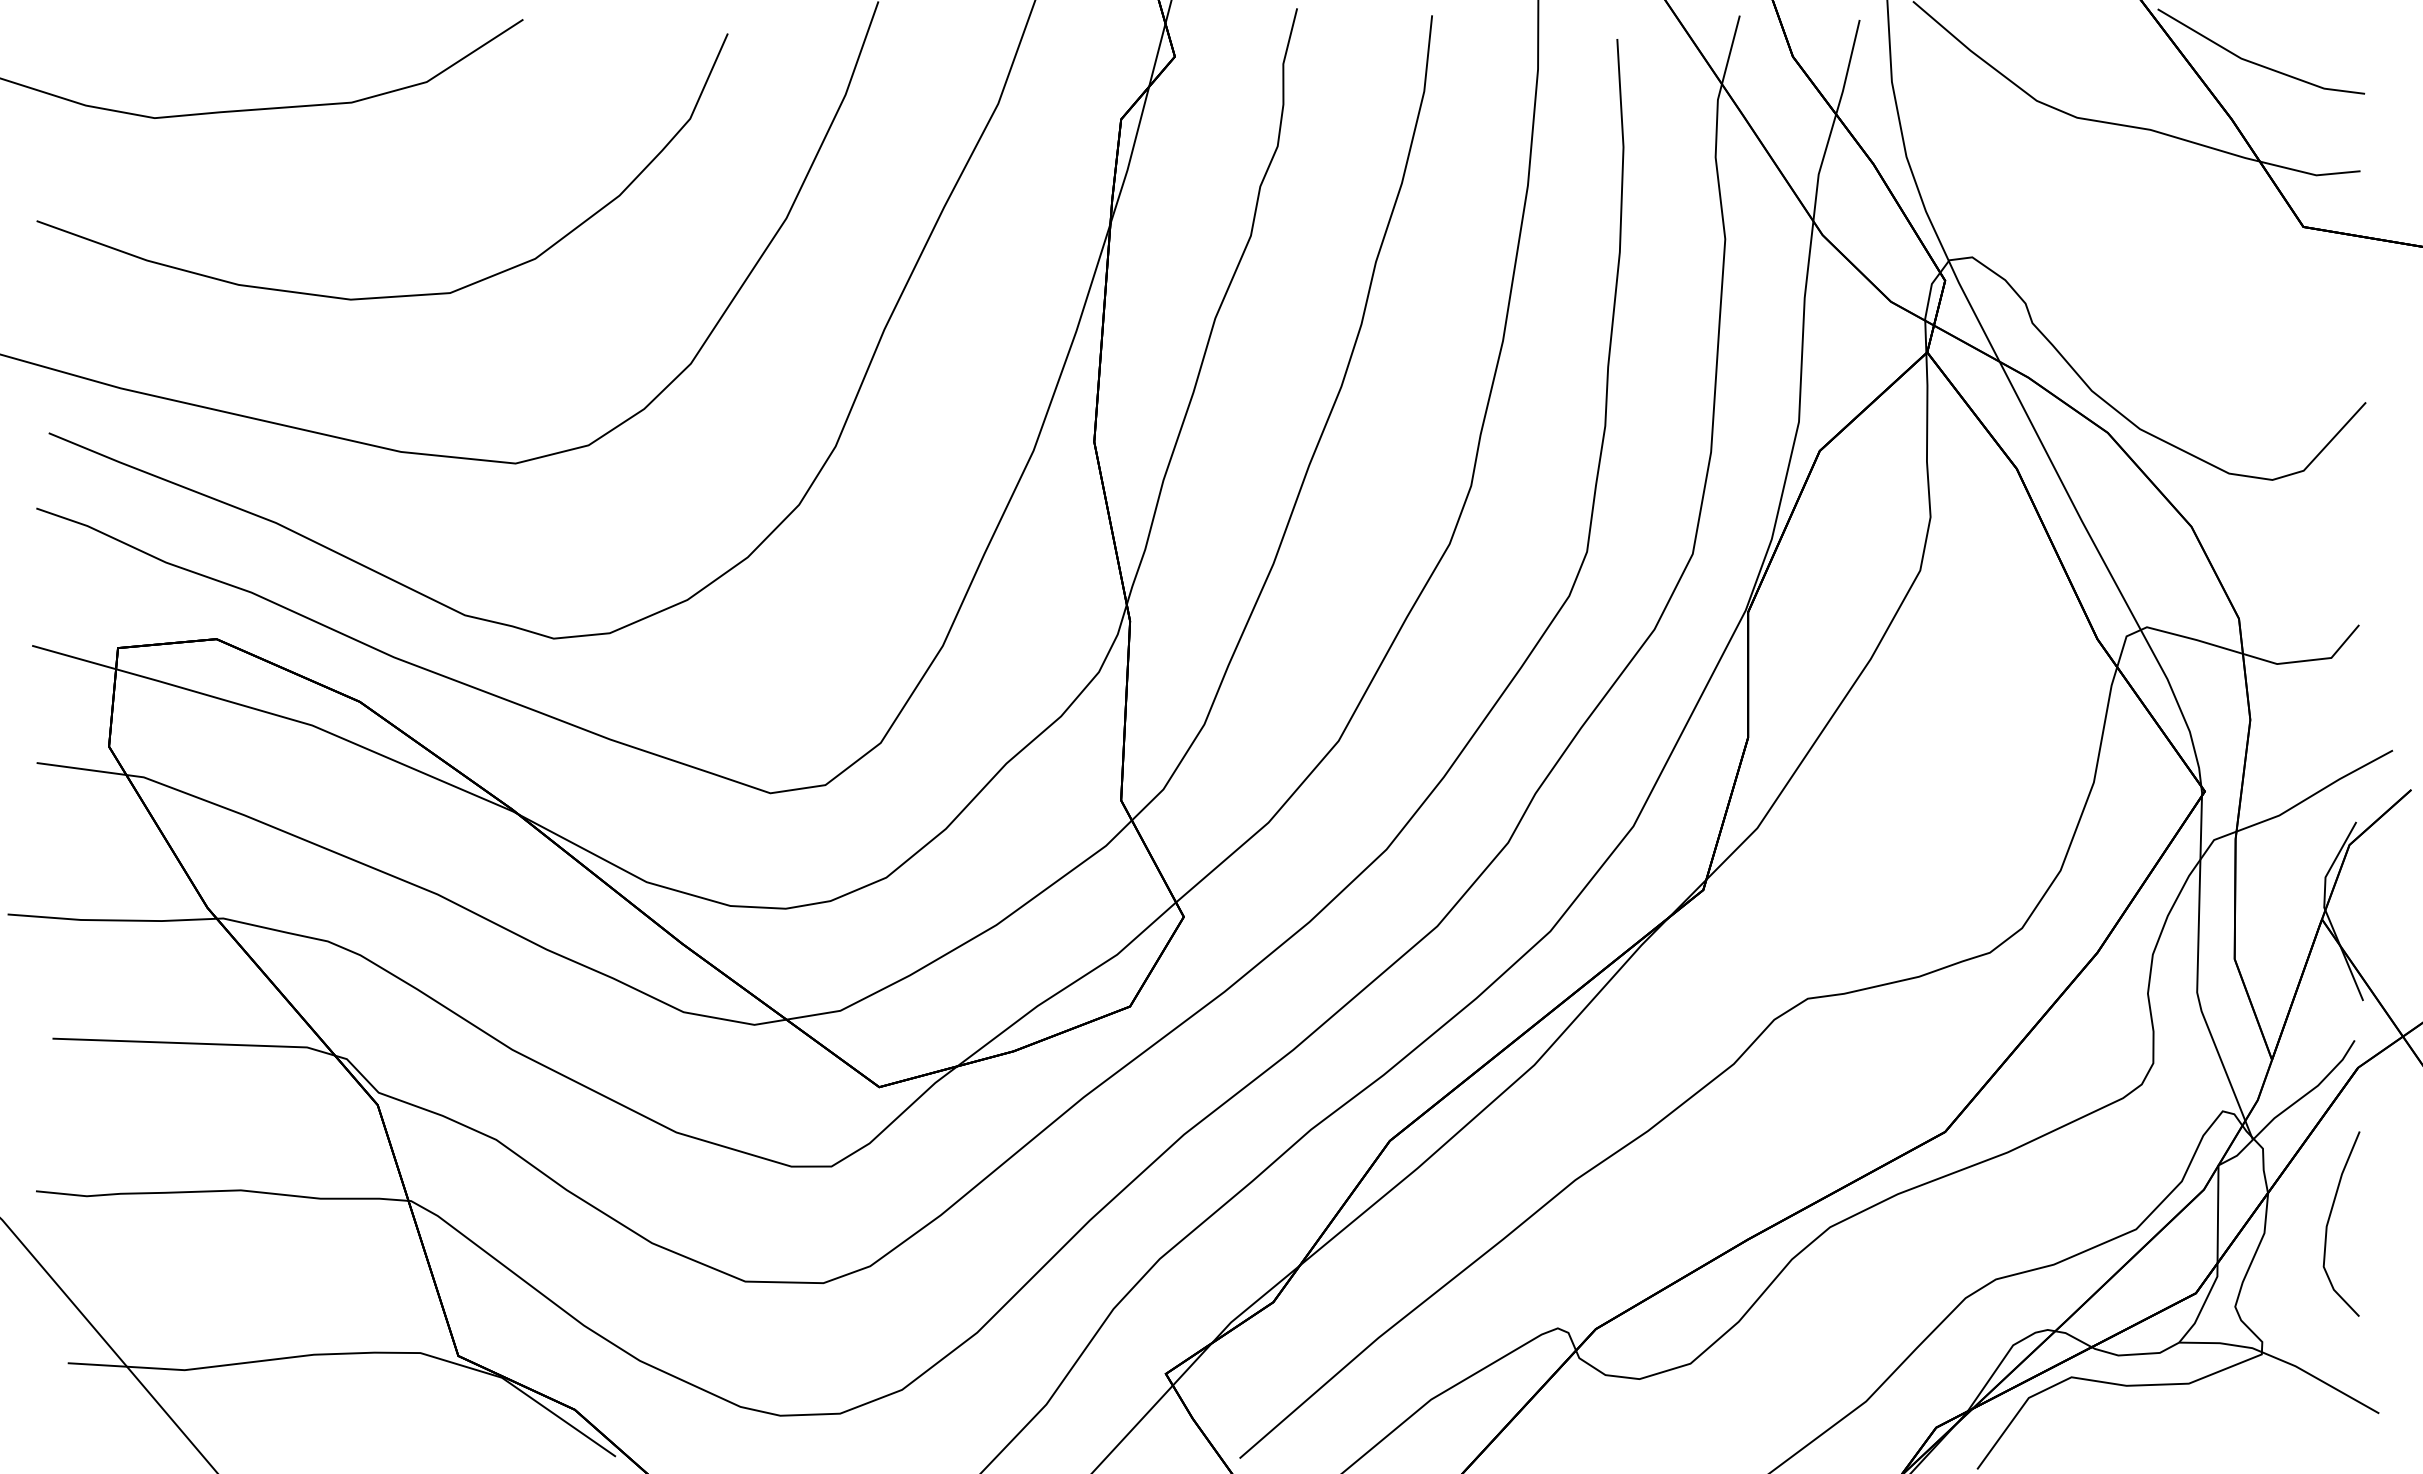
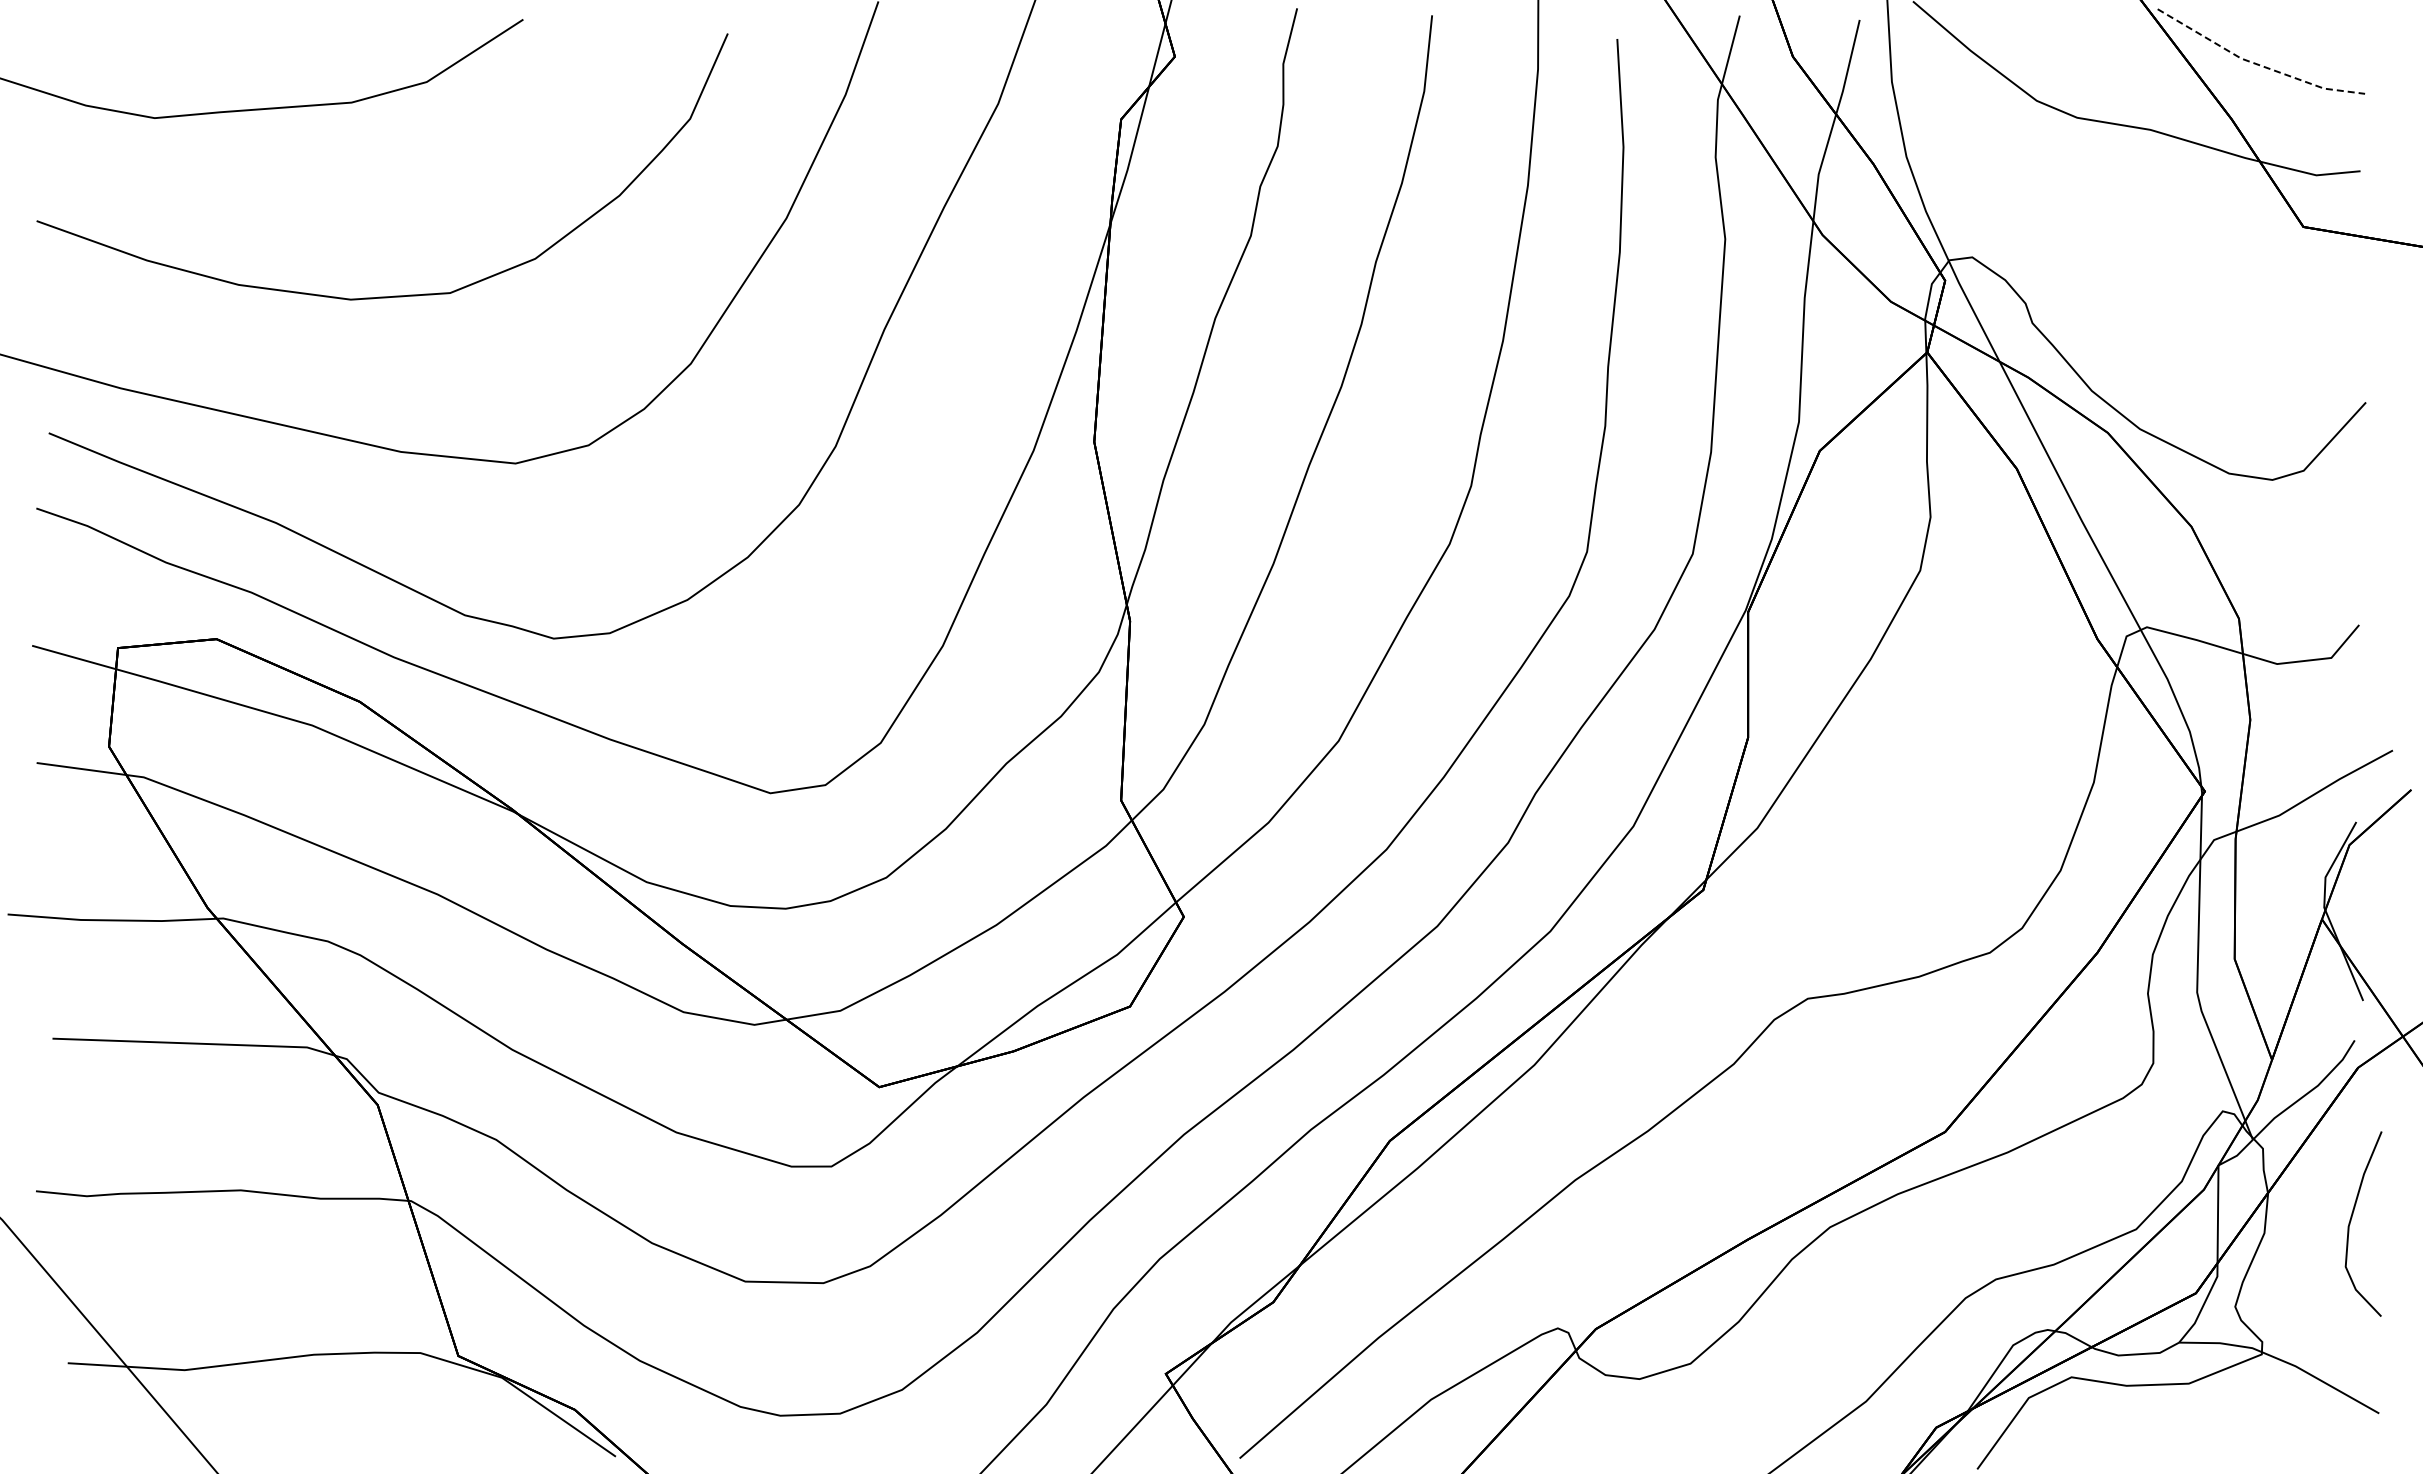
line: solid -> dashed (2257, 64)
curve position: (2329, 1221) -> (2351, 1221) (2351, 1221)
